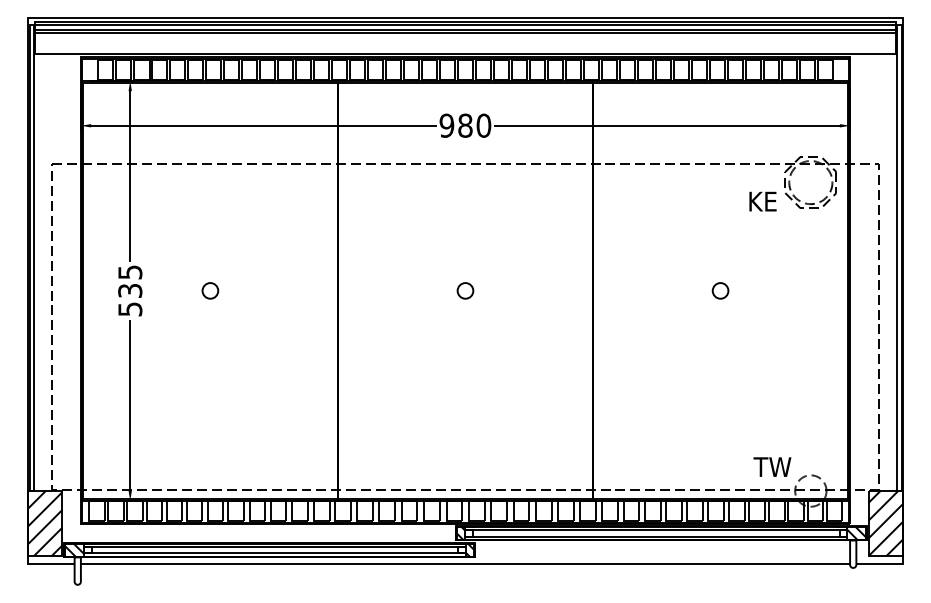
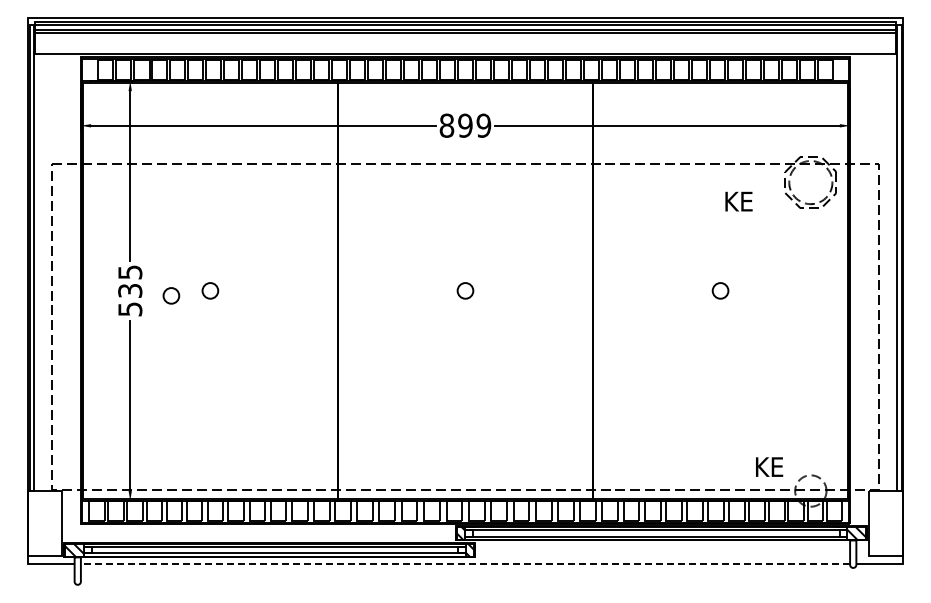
text: 980 -> 899 (465, 125)
text position: (762, 201) -> (738, 201) (738, 201)
circle: none -> present (171, 295)
text: TW -> KE (772, 466)
hatch: present -> none (44, 522)
hatch: present -> none (885, 522)
line: solid -> dashed (465, 563)
